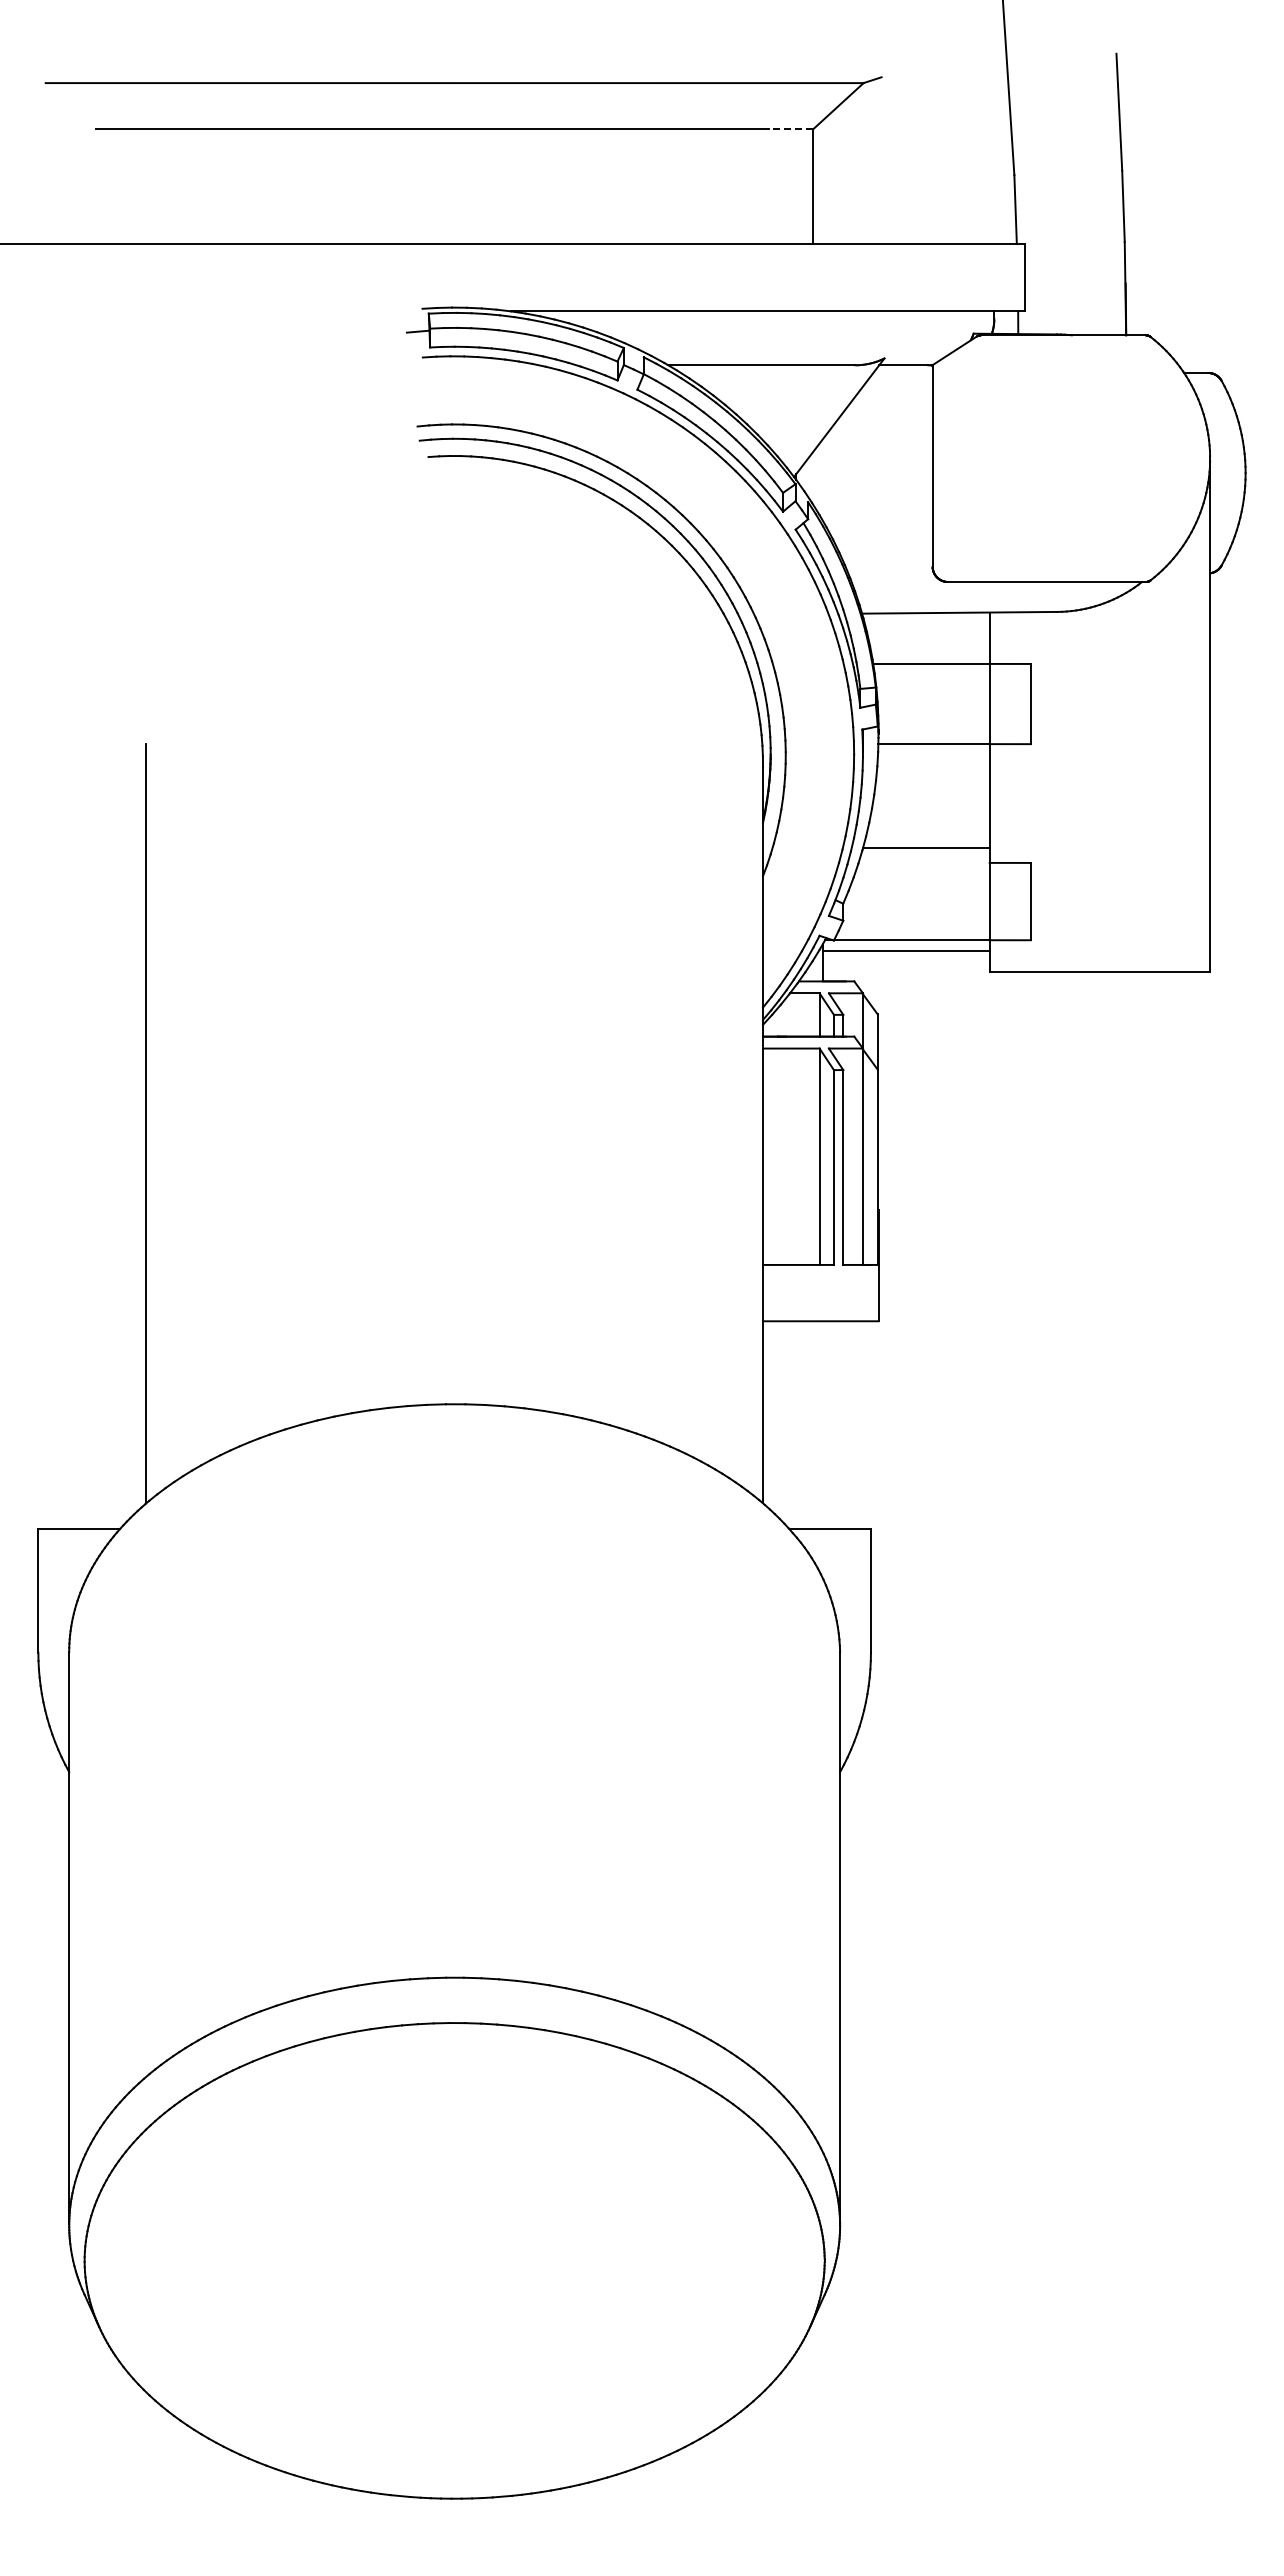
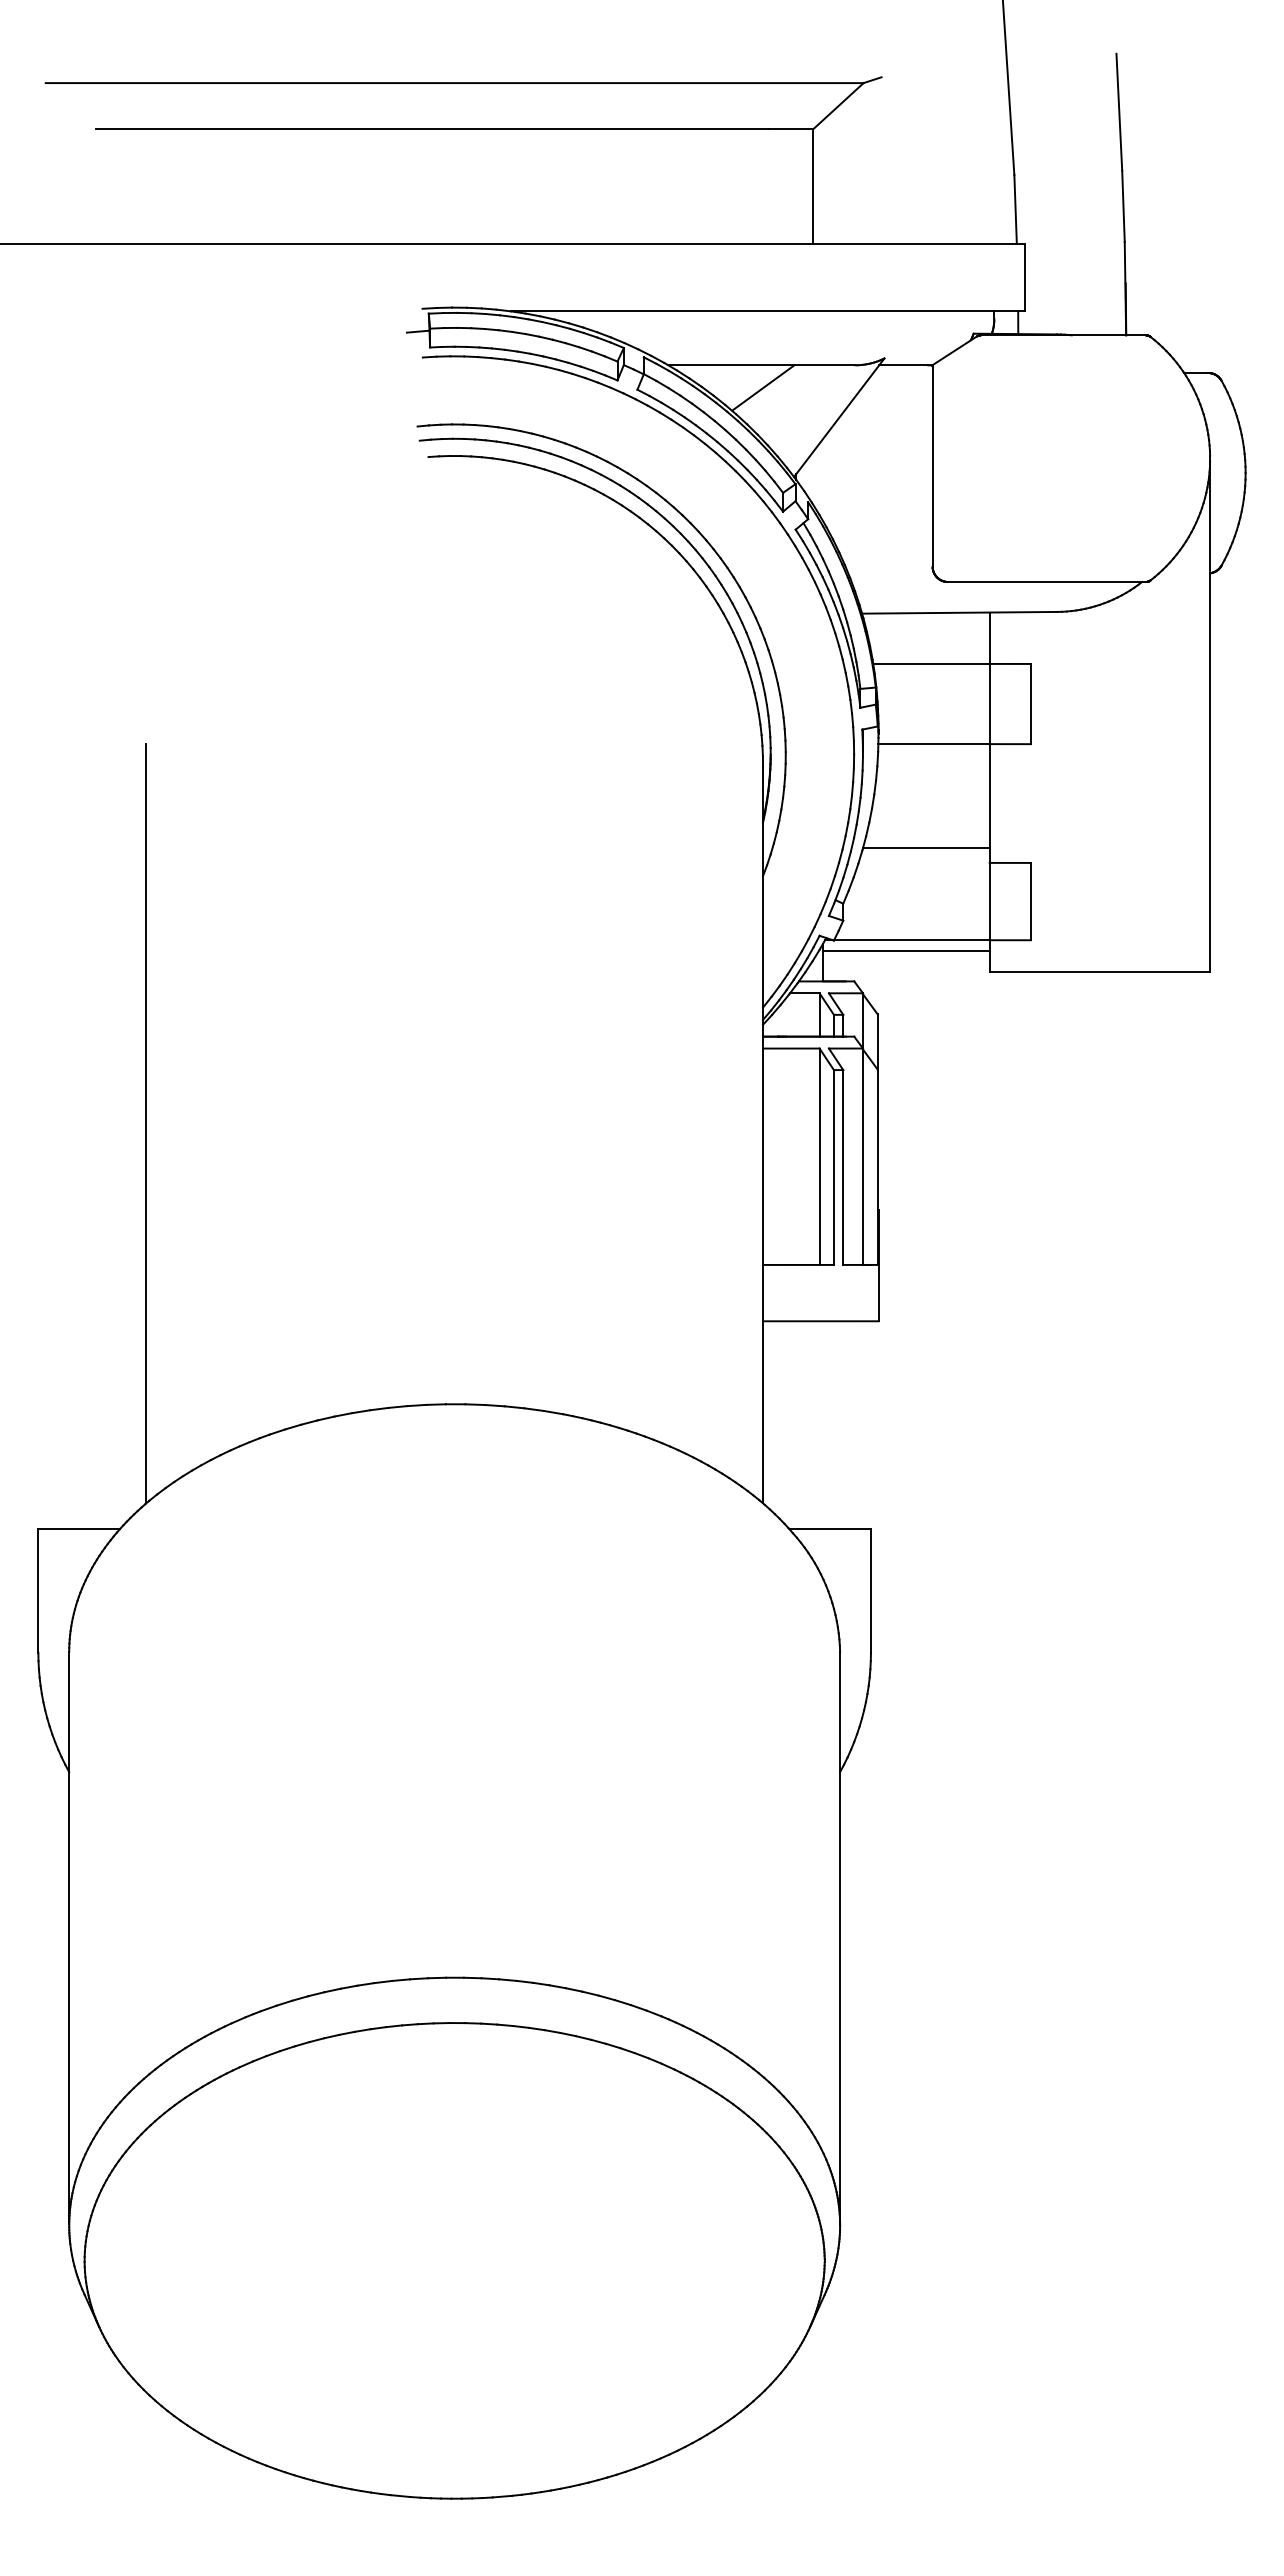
line: dashed -> solid (791, 129)
line: none -> present (763, 387)
